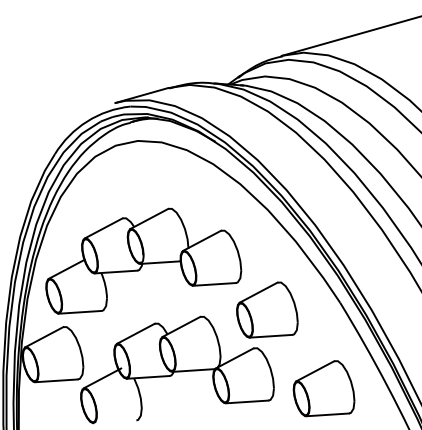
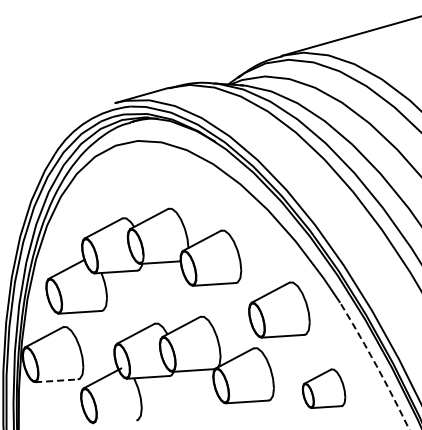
part position: (267, 309) -> (279, 309) (279, 309)
arc: solid -> dashed (376, 365)
line: solid -> dashed (56, 380)
part size: 64x58 px -> 46x41 px (323, 388)
